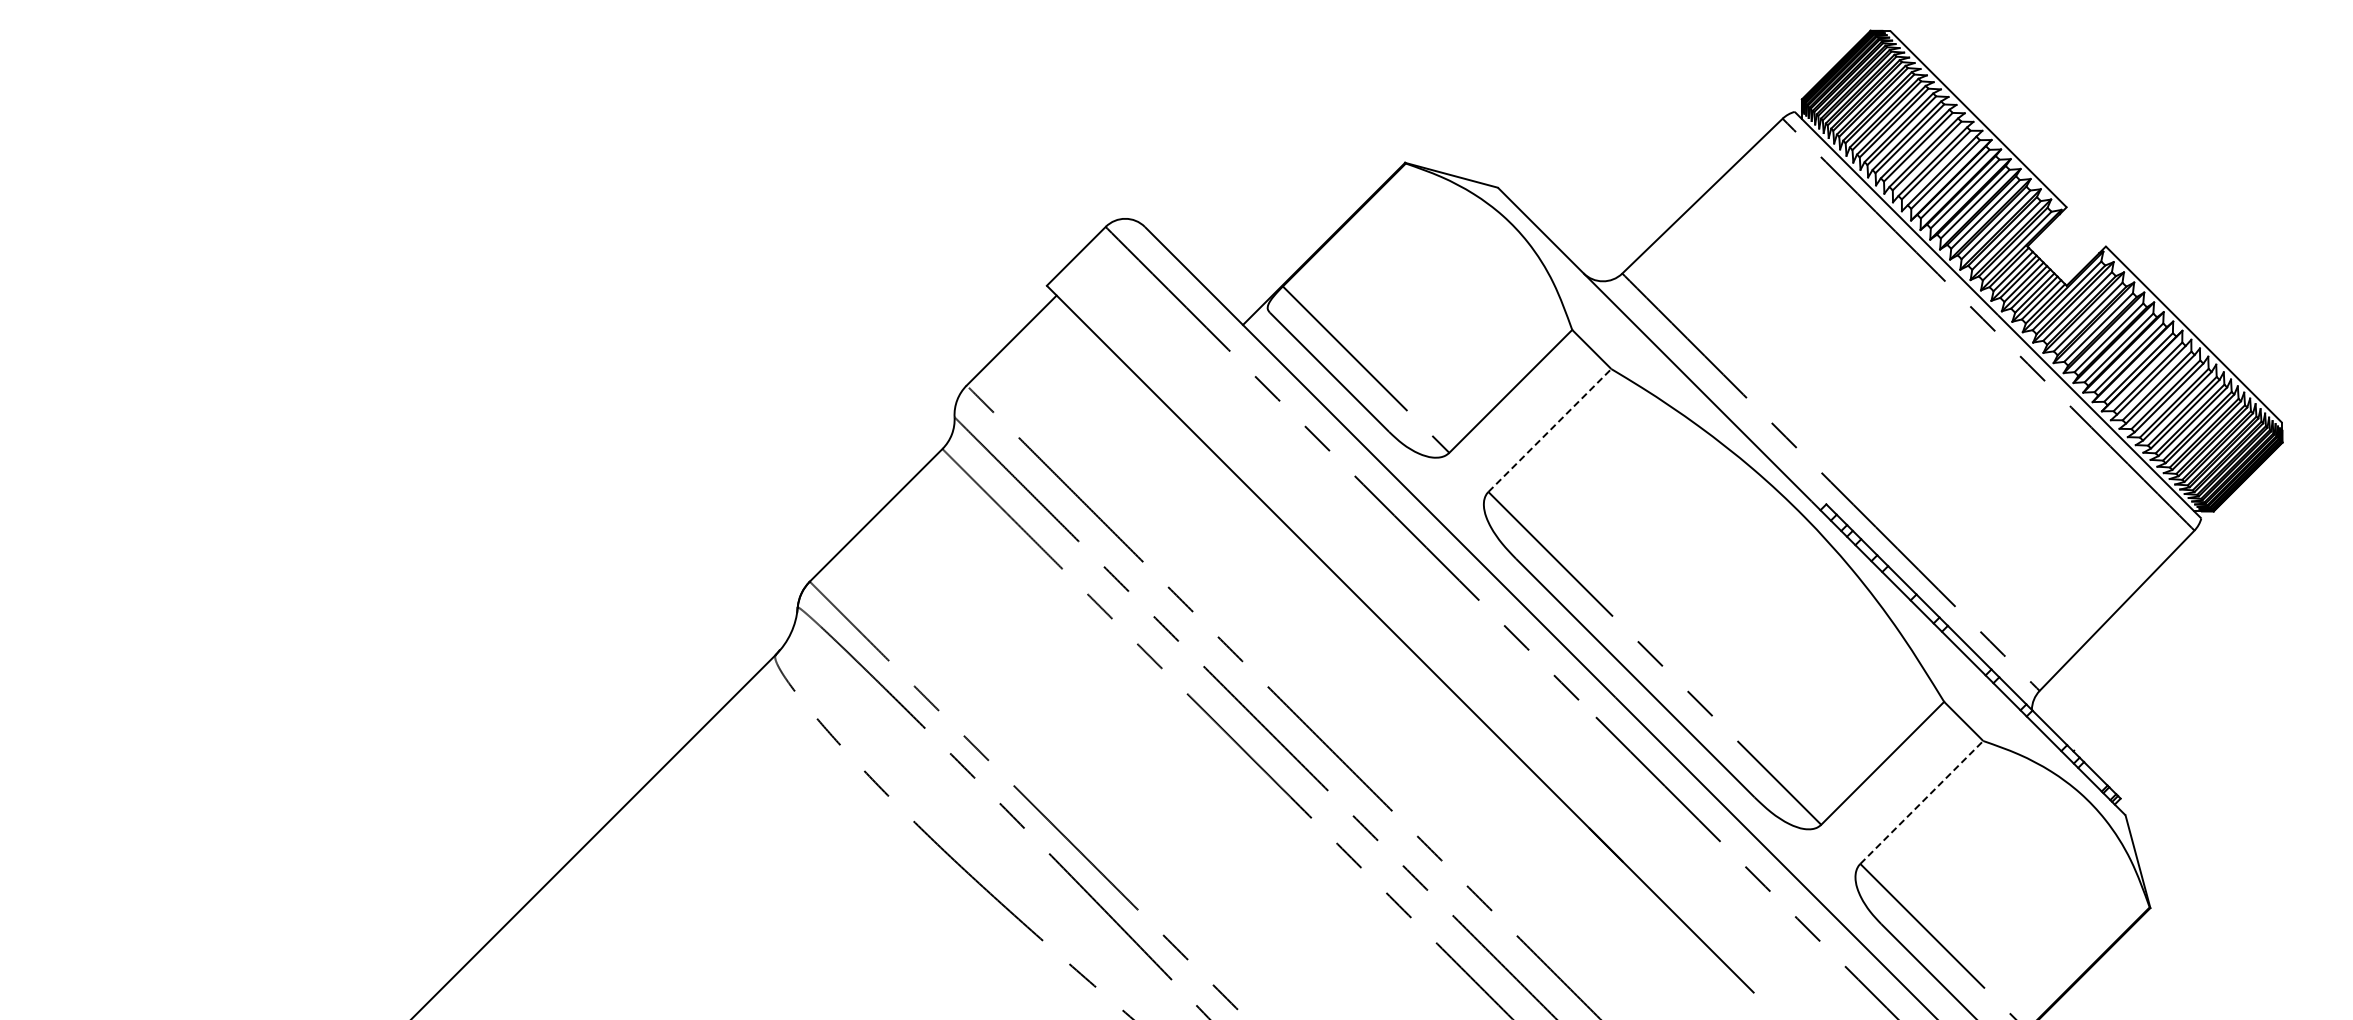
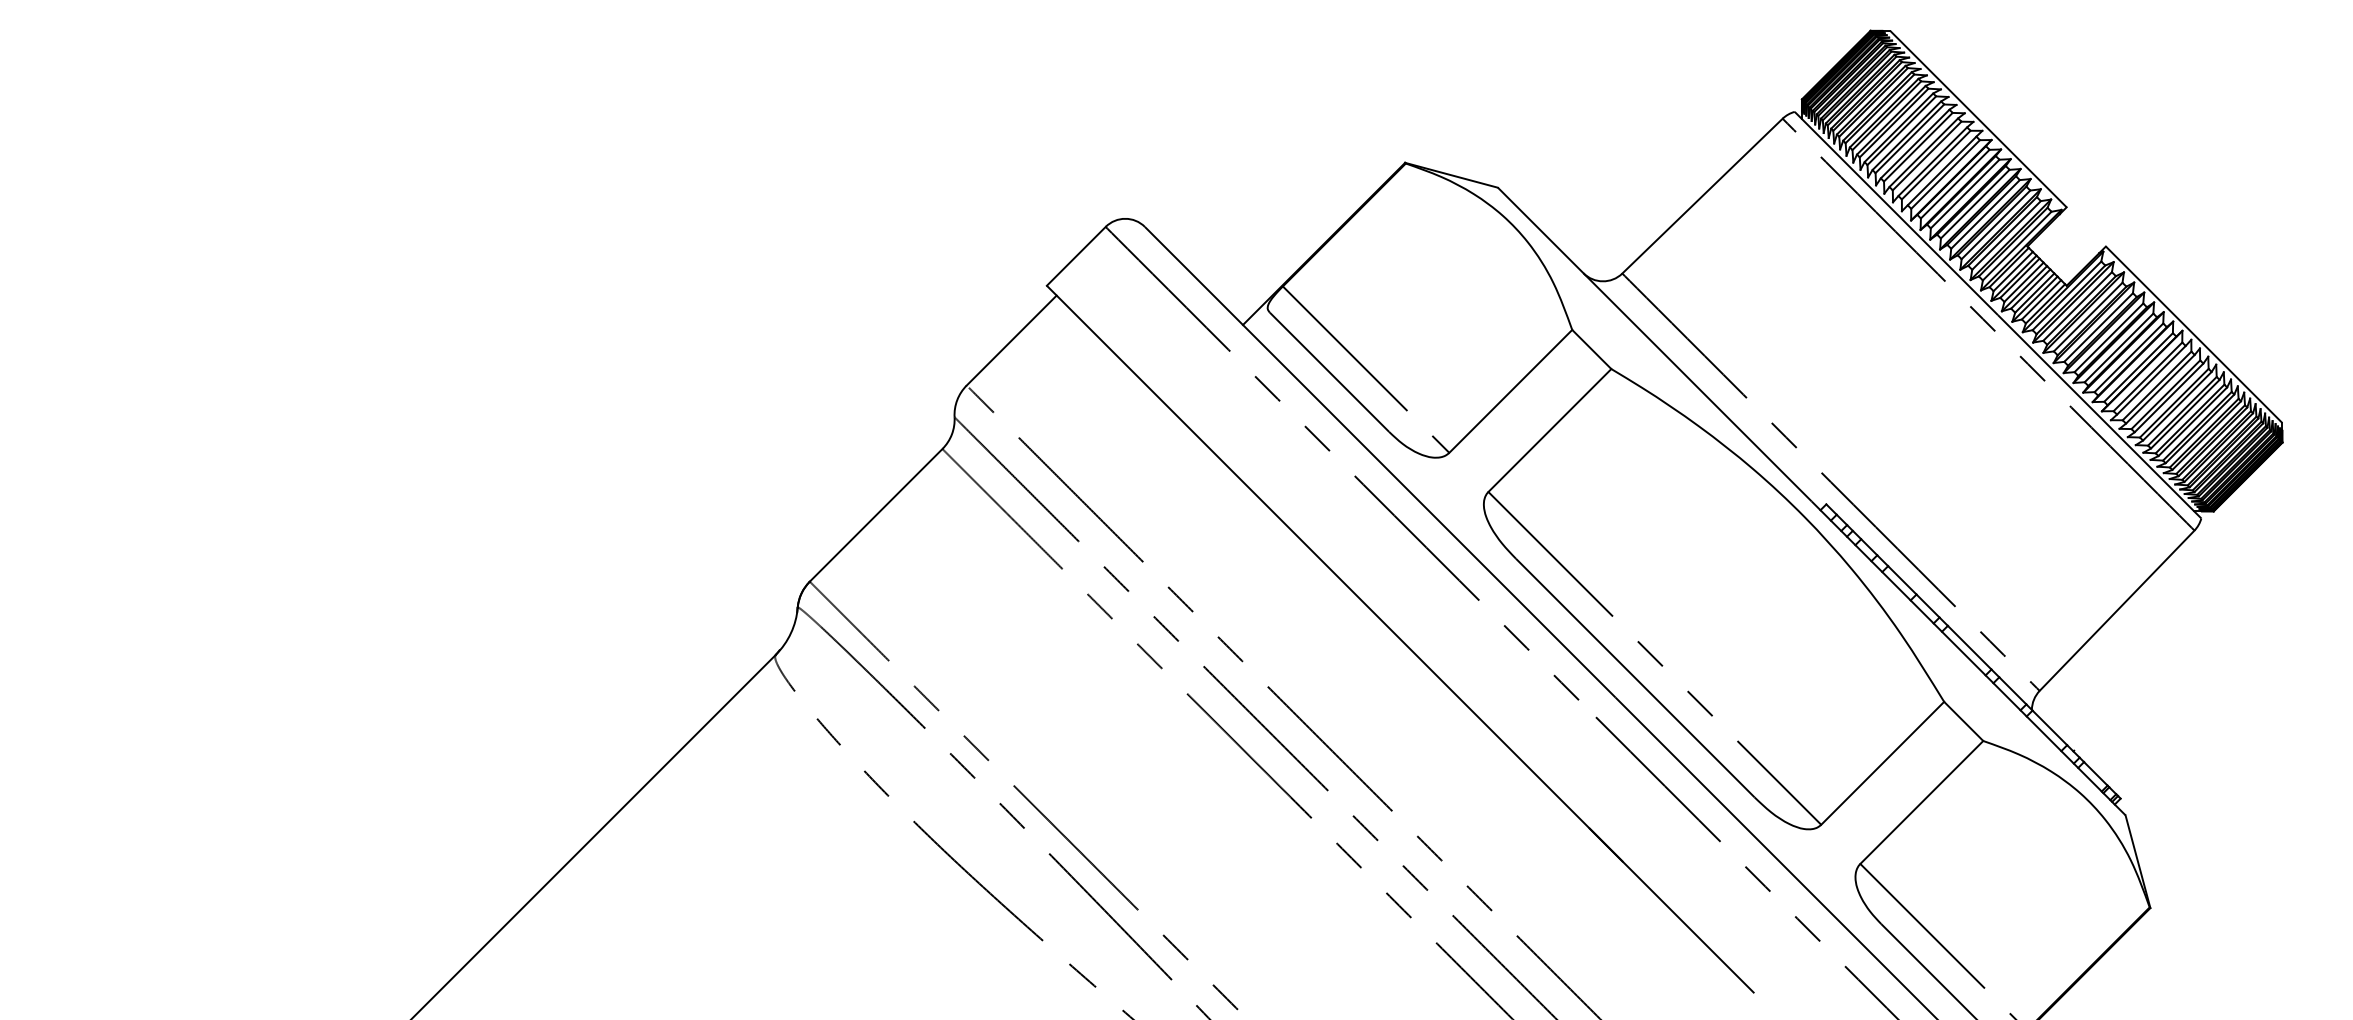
line: dashed -> solid (1549, 430)
line: dashed -> solid (1921, 802)
